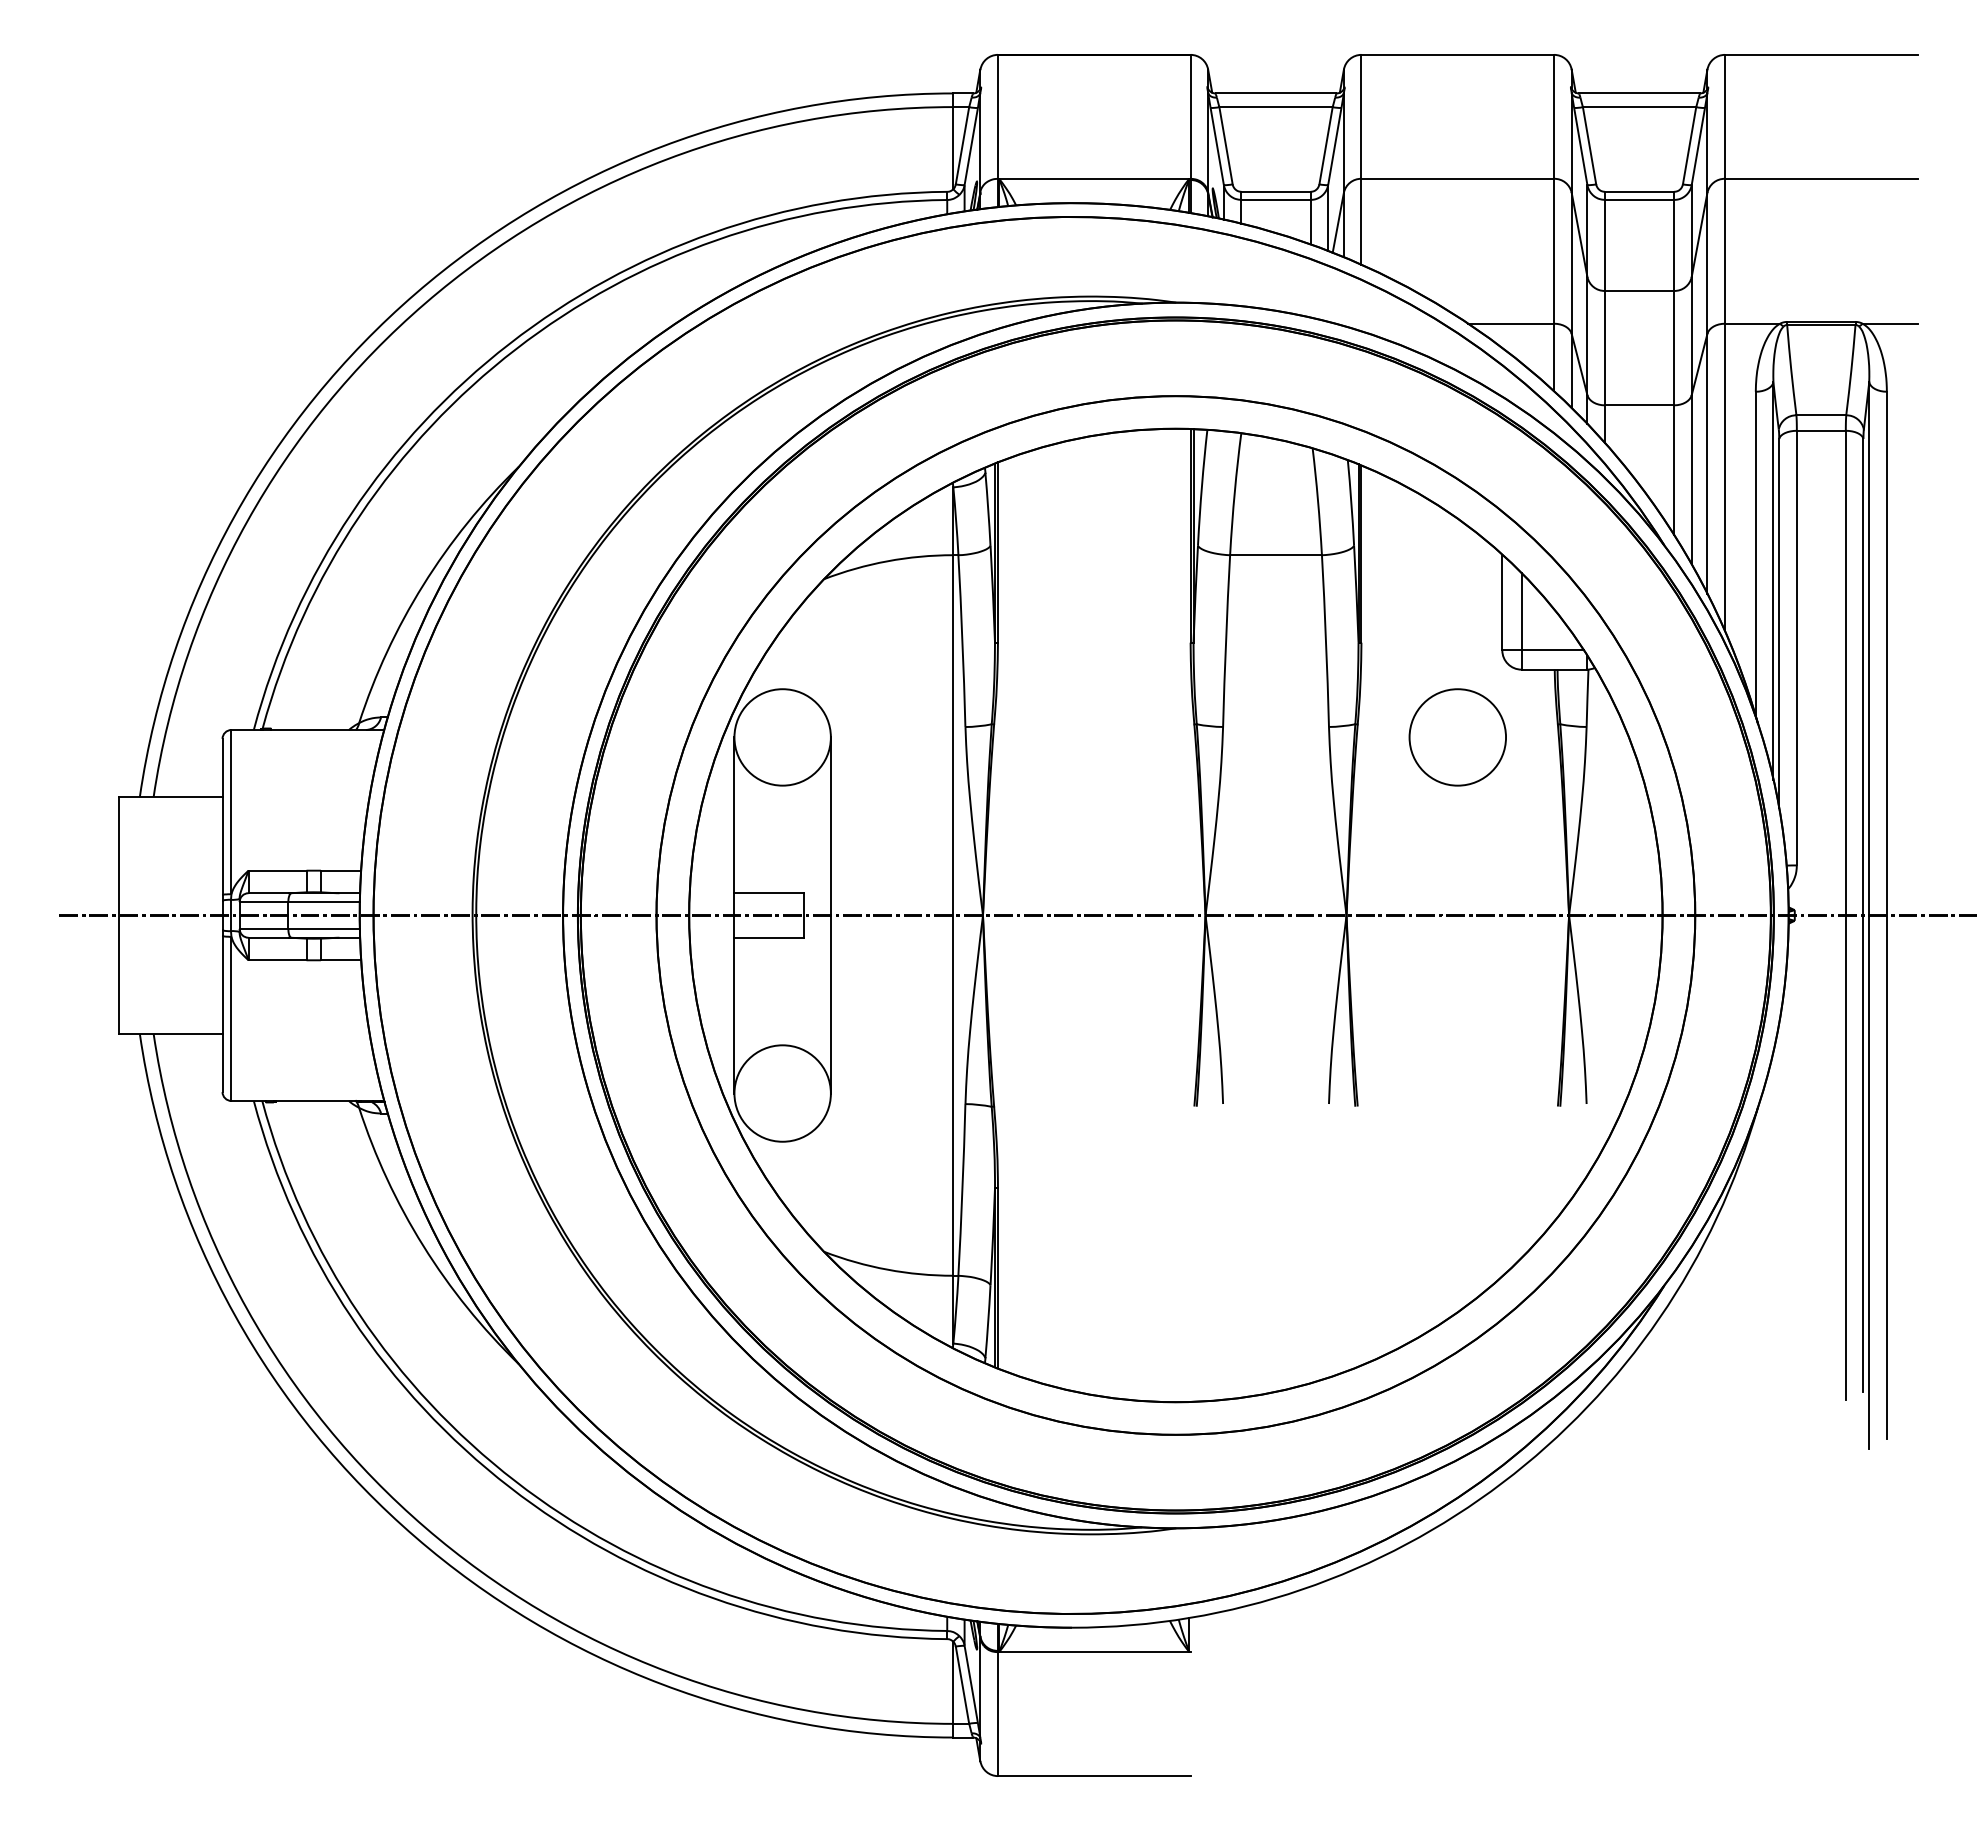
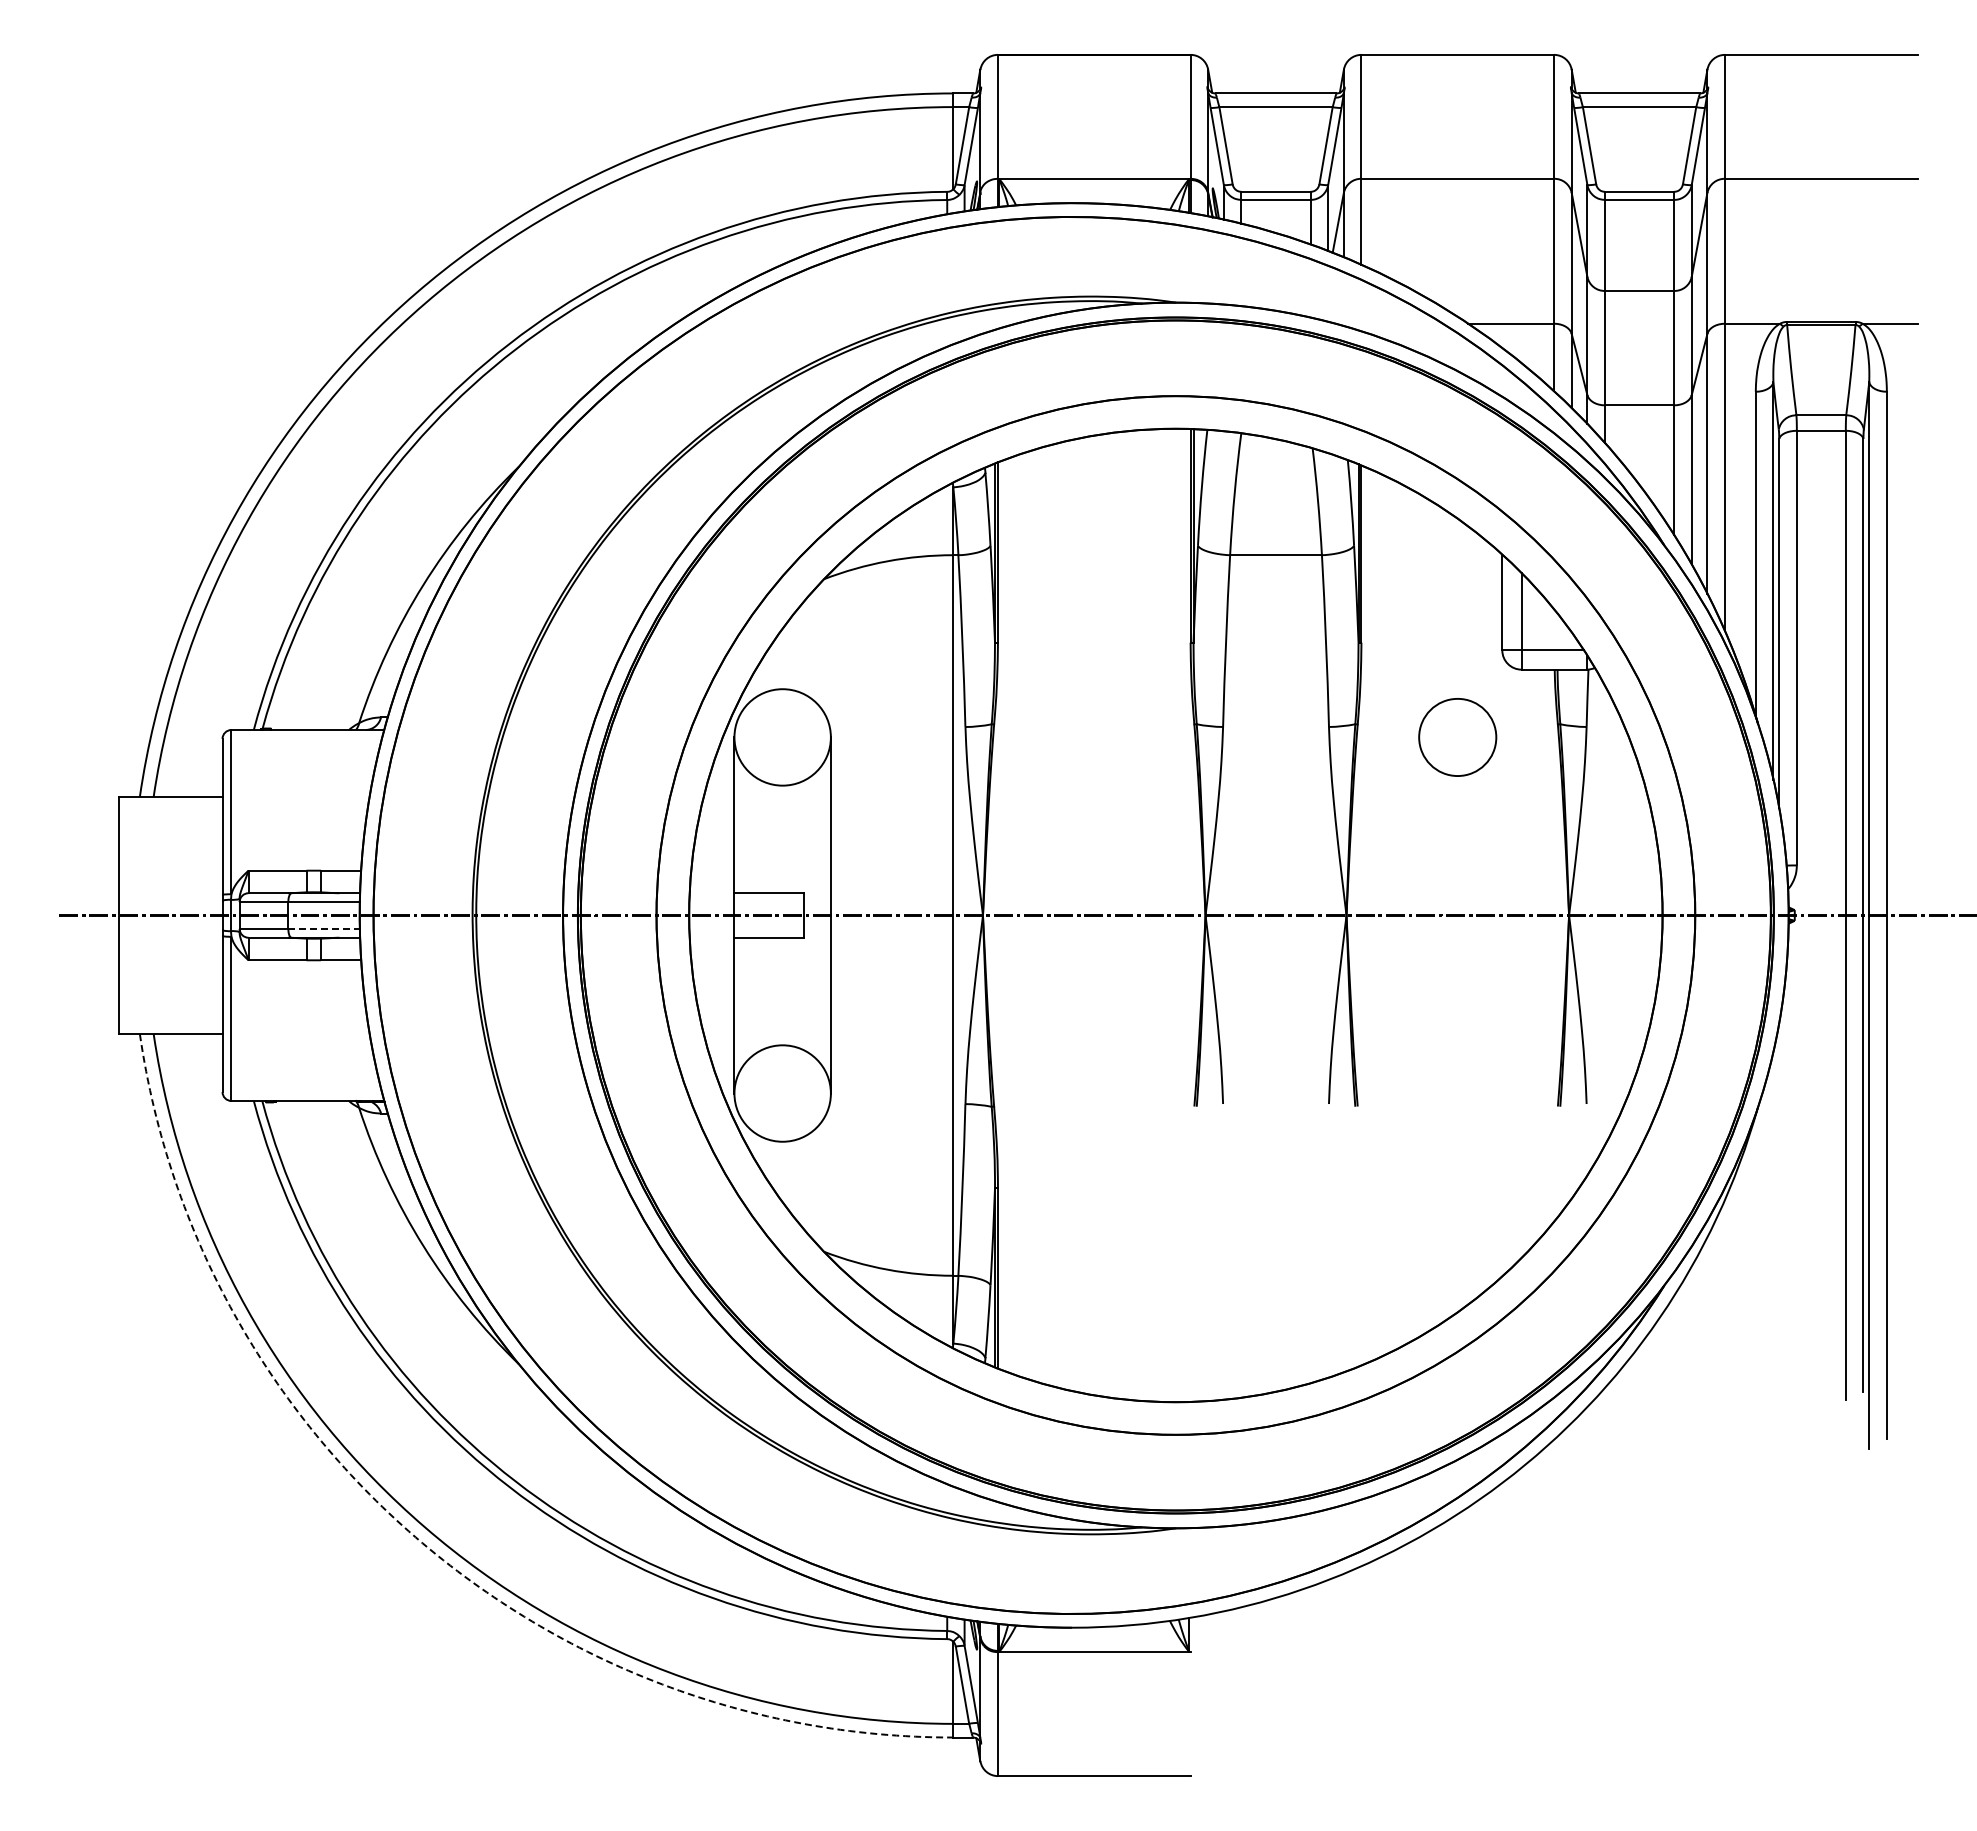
circle size: 99x99 px -> 80x79 px (1457, 737)
line: solid -> dashed (324, 928)
arc: solid -> dashed (415, 1537)
